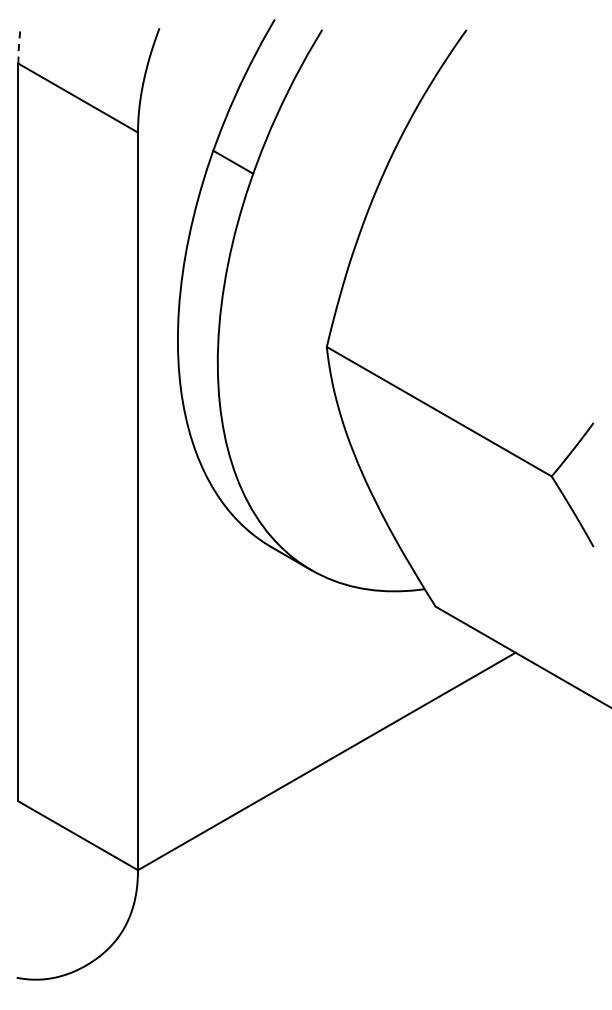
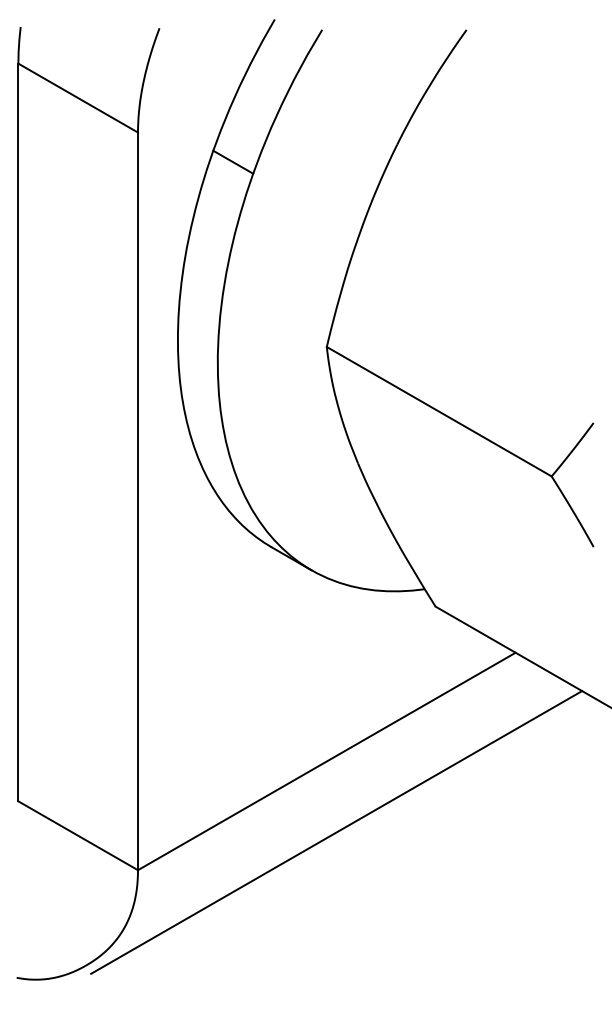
line: dashed -> solid (19, 45)
line: none -> present (336, 832)
